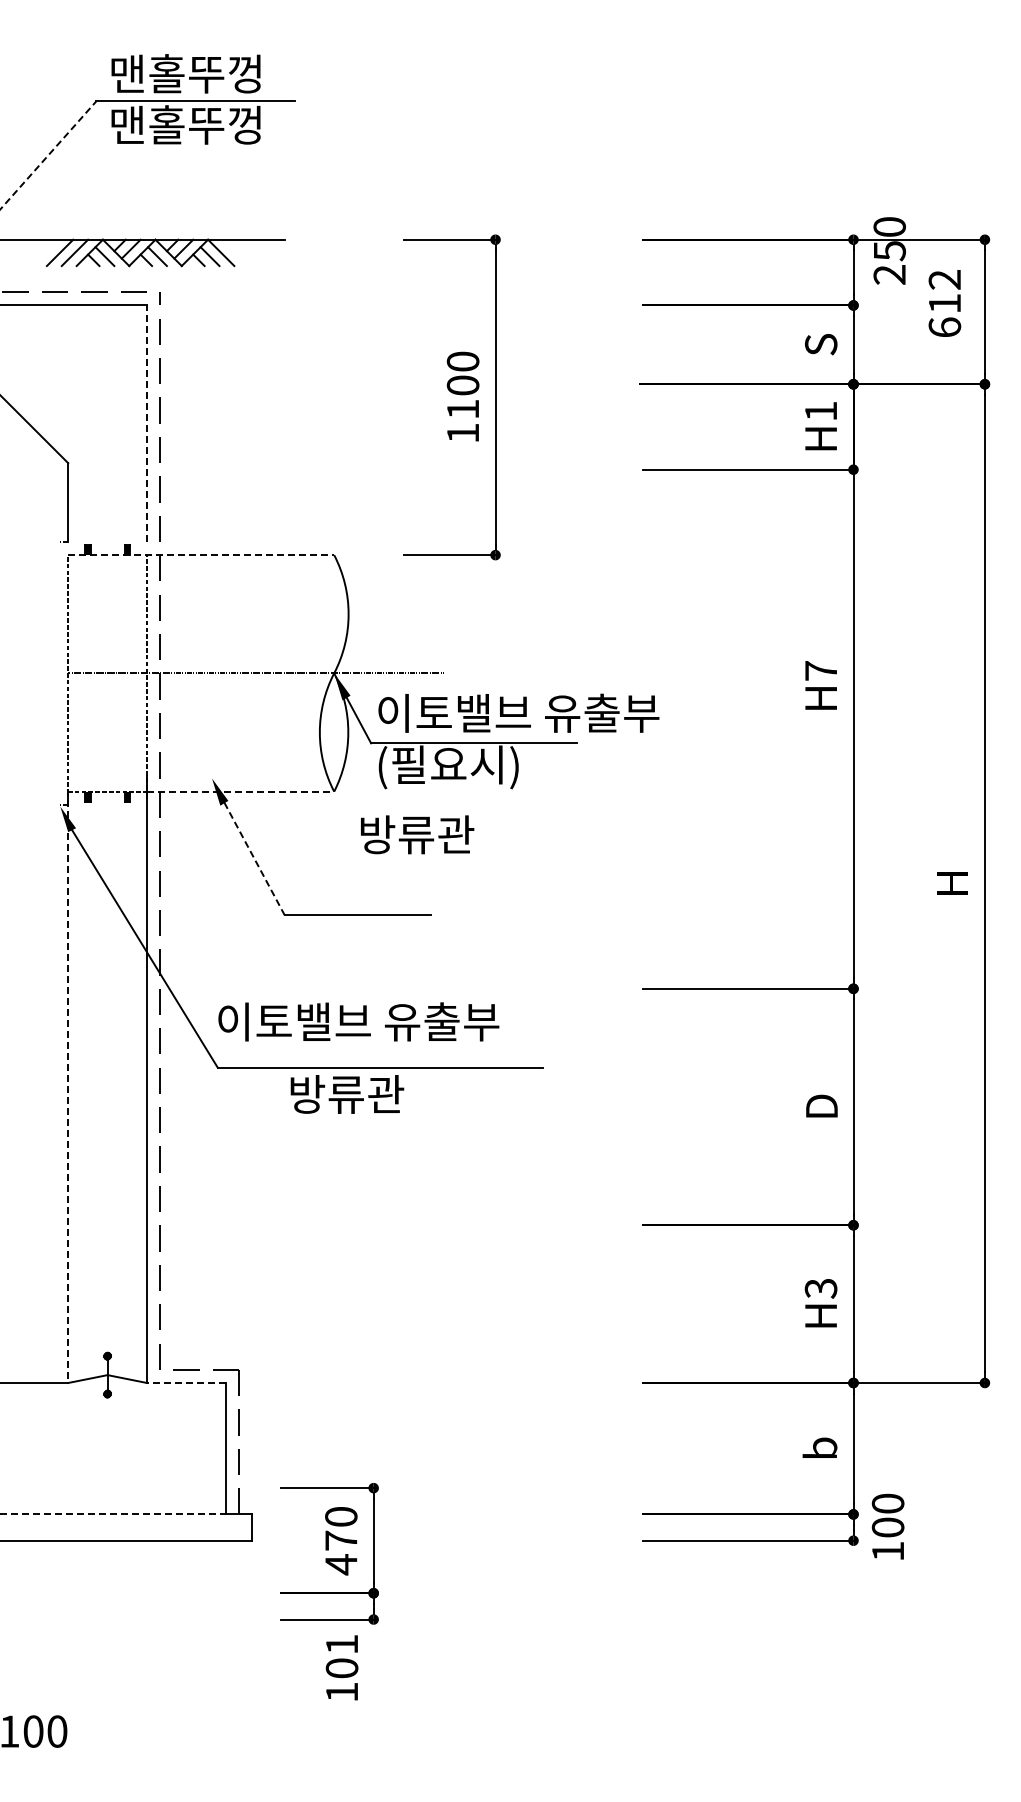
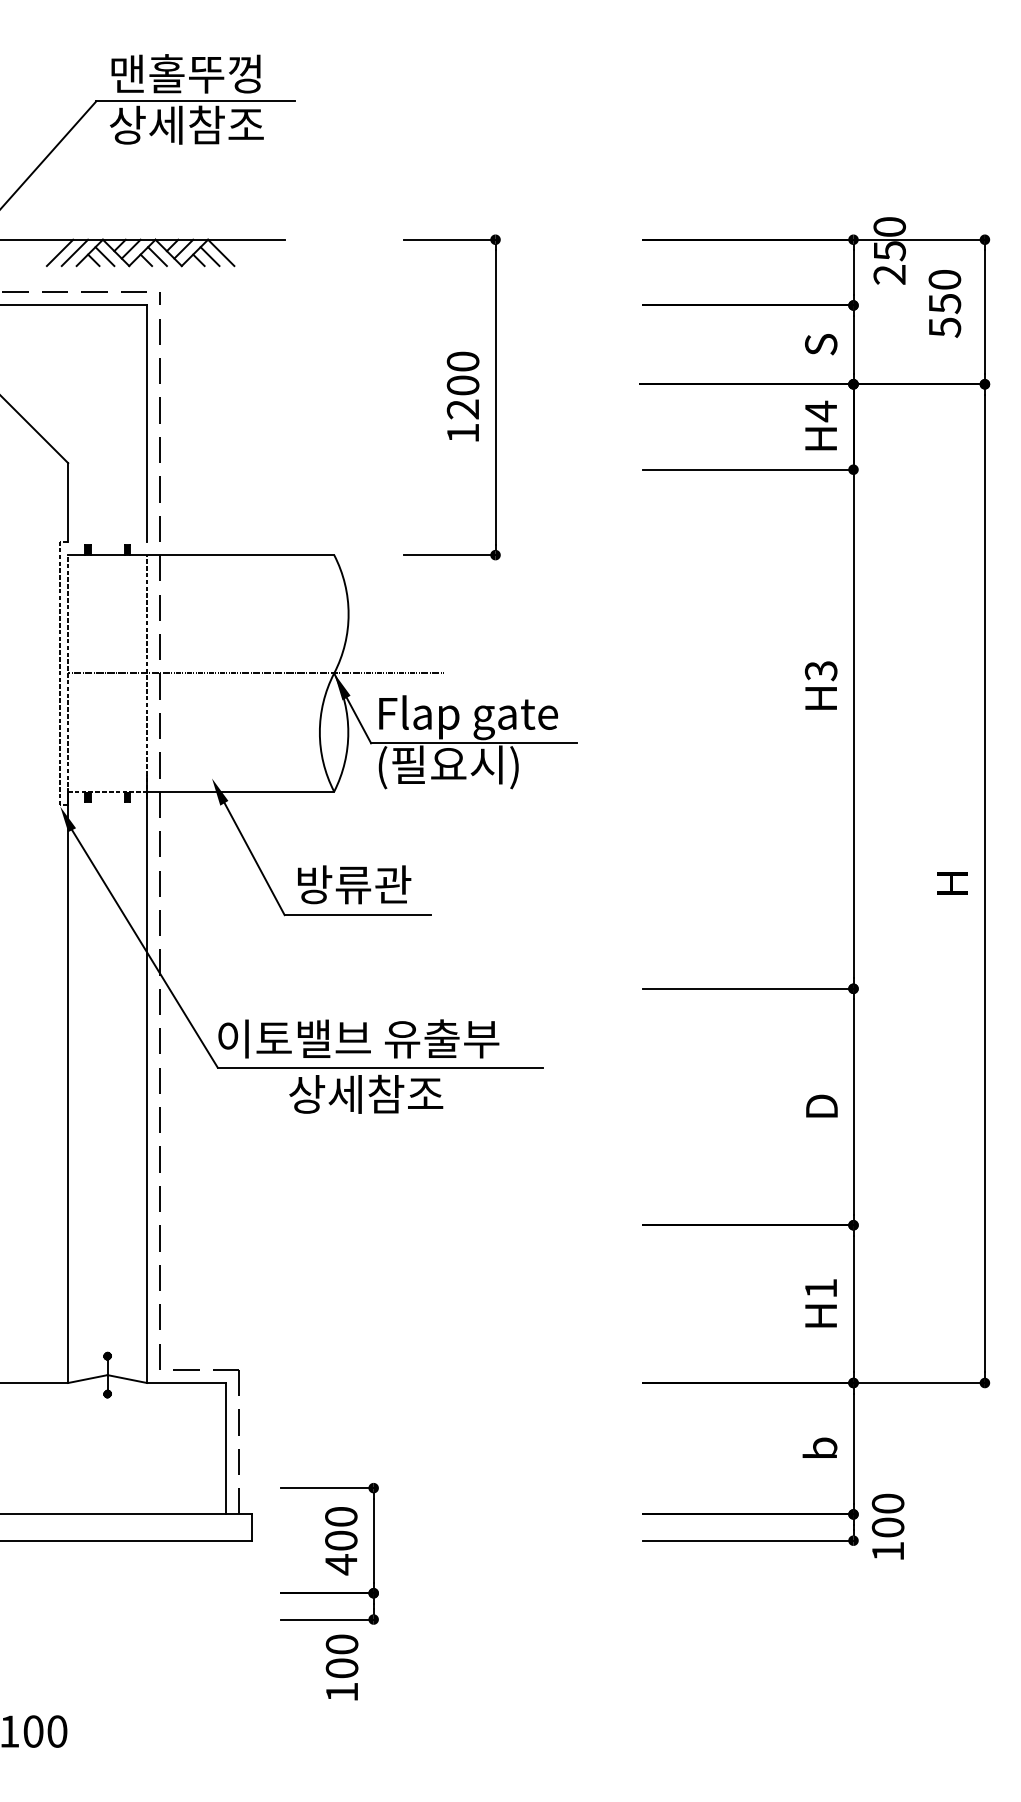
text: 맨홀뚜껑 -> 상세참조 (186, 124)
line: dashed -> solid (48, 155)
text: 612 -> 550 (944, 303)
text: 1100 -> 1200 (462, 409)
text: H1 -> H4 (820, 411)
line: dashed -> solid (147, 423)
line: dashed -> solid (201, 555)
text: H7 -> H3 (820, 671)
line: none -> present (60, 672)
text: 이토밸브 유출부 -> Flap gate (518, 716)
line: dashed -> solid (240, 791)
text position: (417, 834) -> (354, 884) (354, 884)
line: dashed -> solid (254, 858)
text position: (358, 1021) -> (358, 1038) (358, 1038)
line: dashed -> solid (68, 1086)
text: 방류관 -> 상세참조 (366, 1093)
text: H3 -> H1 (820, 1288)
line: dashed -> solid (185, 1383)
line: dashed -> solid (113, 1514)
text: 470 -> 400 (341, 1540)
text: 101 -> 100 (341, 1644)
